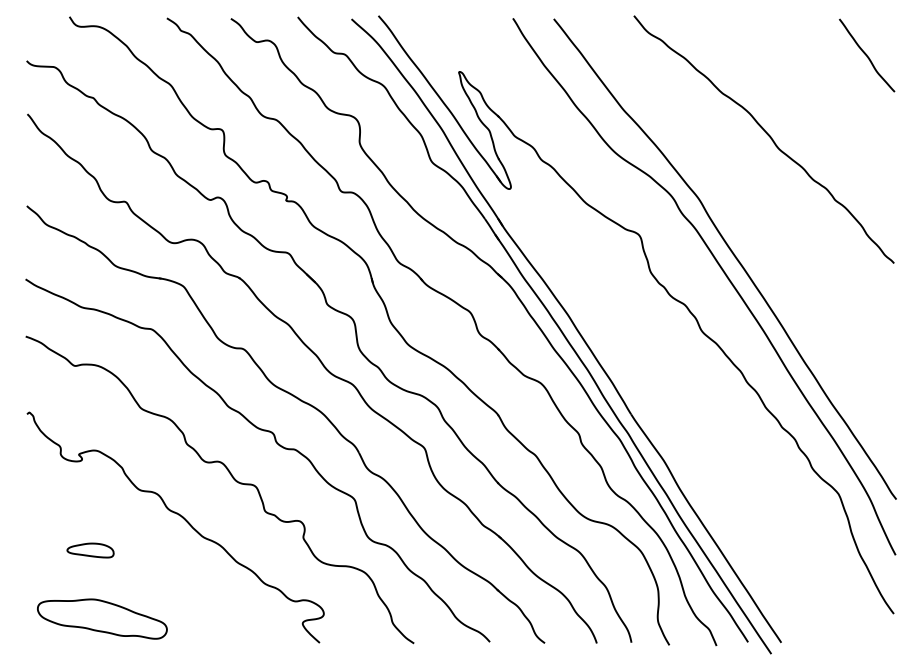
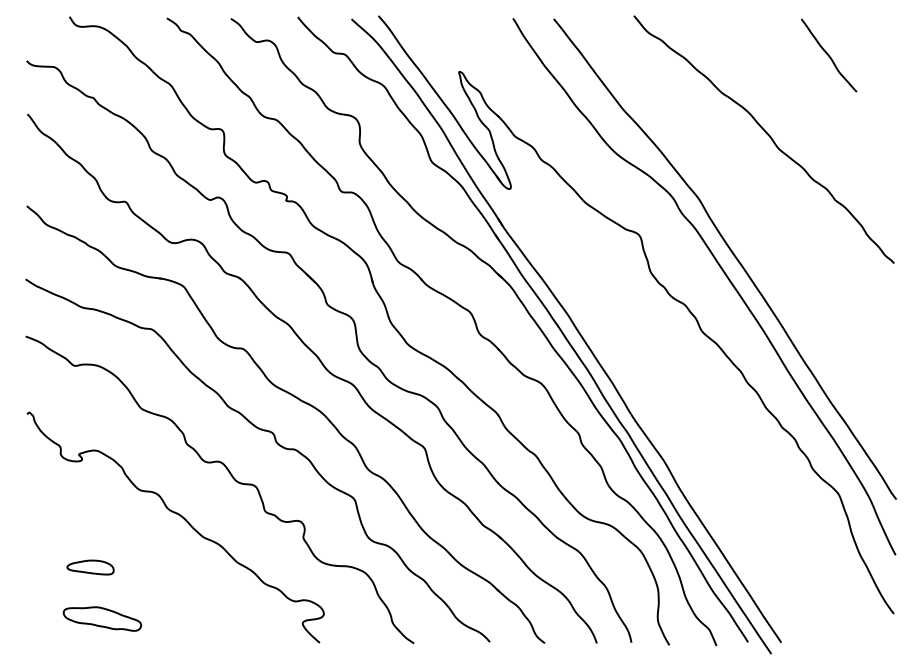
curve position: (867, 55) -> (829, 55) (829, 55)
part position: (90, 550) -> (90, 567) (90, 567)
part size: 131x42 px -> 81x26 px (102, 618)
